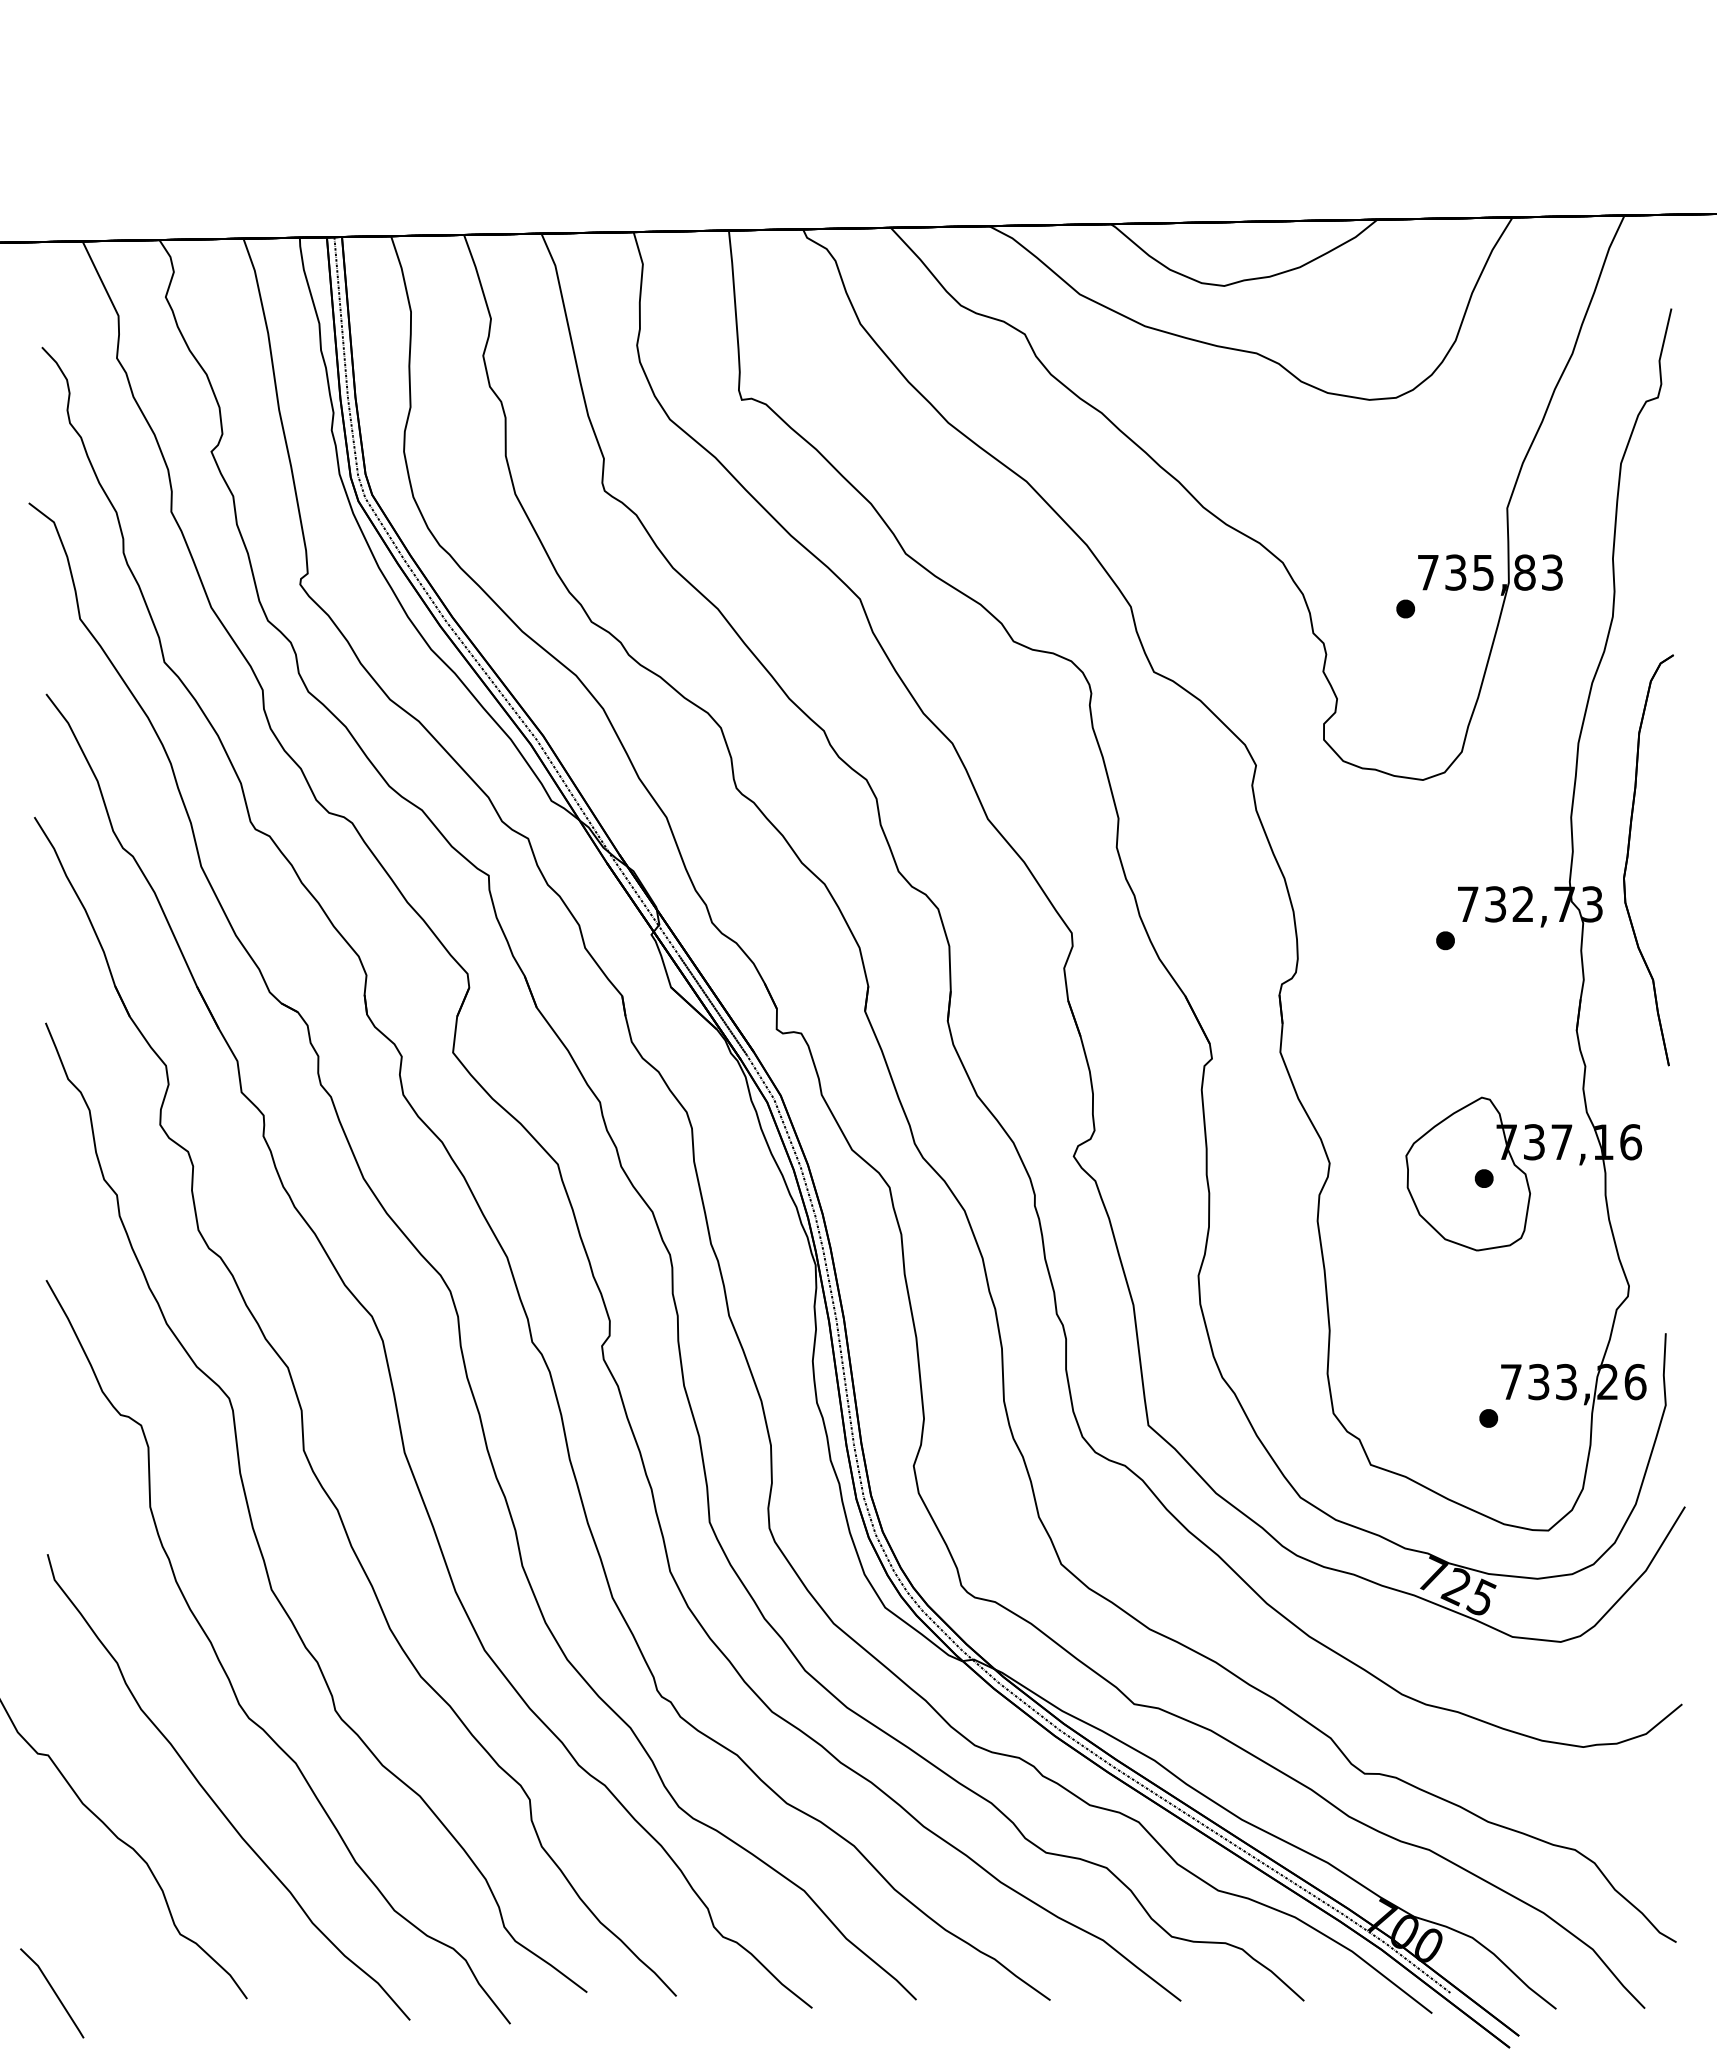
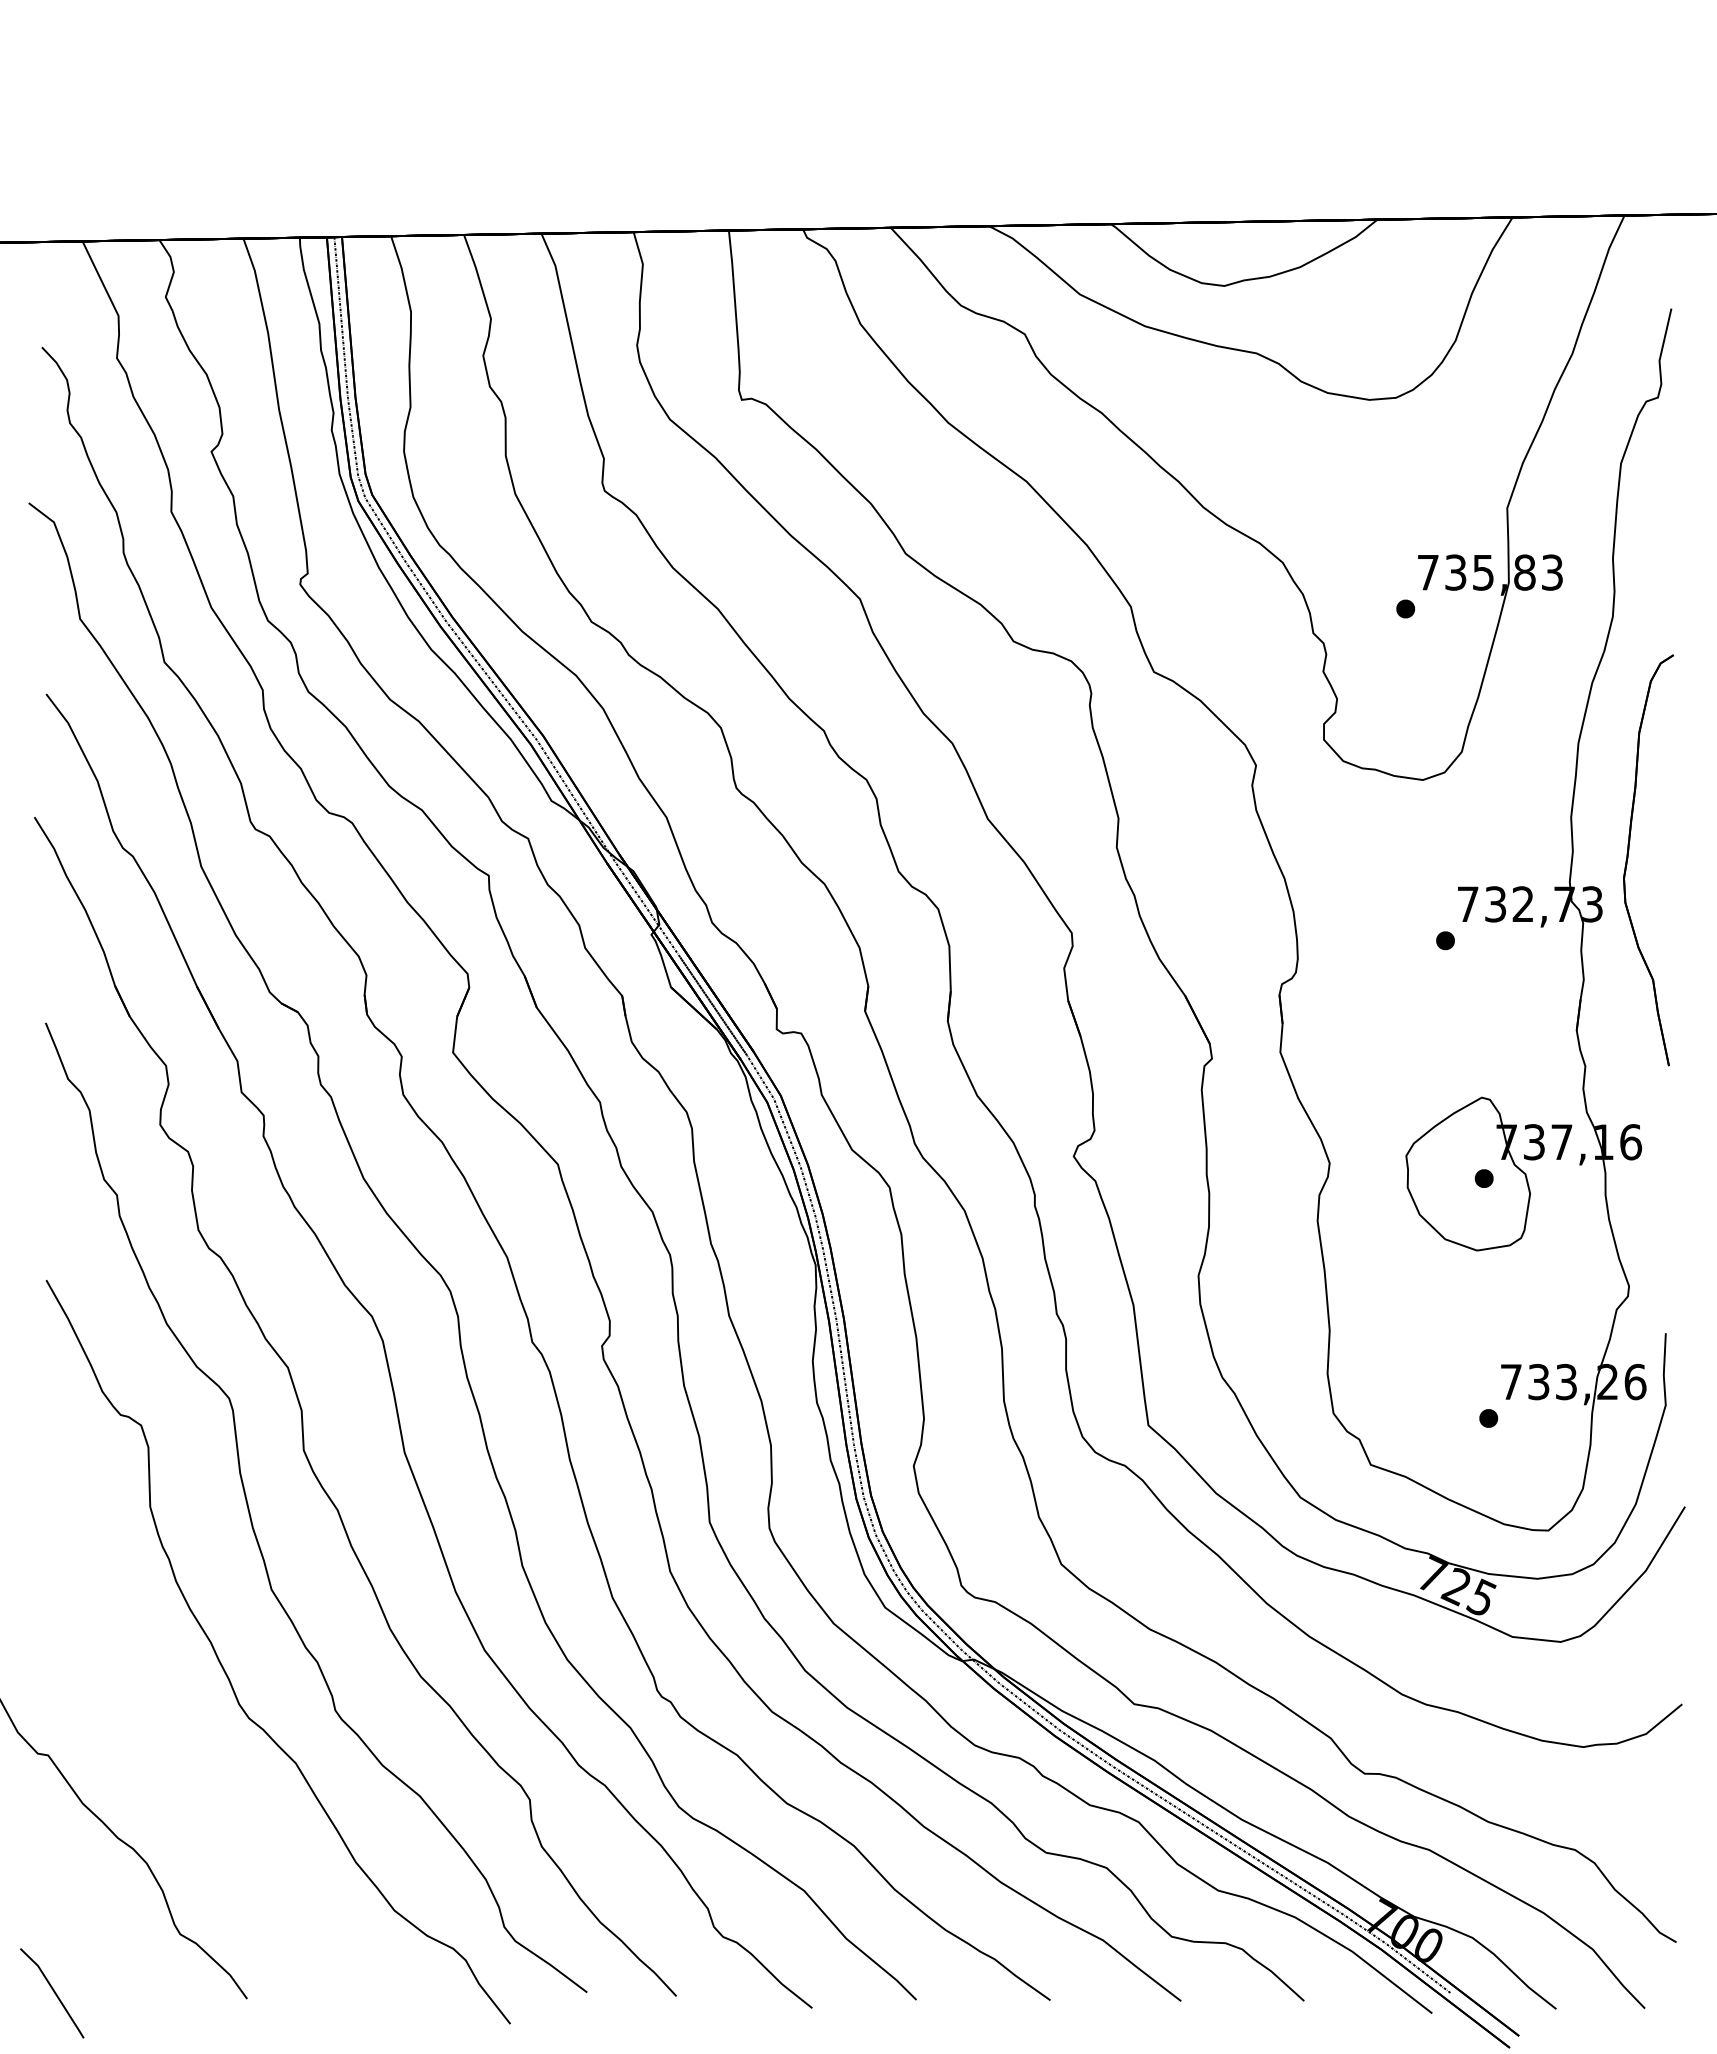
part: present -> none (213, 1799)
